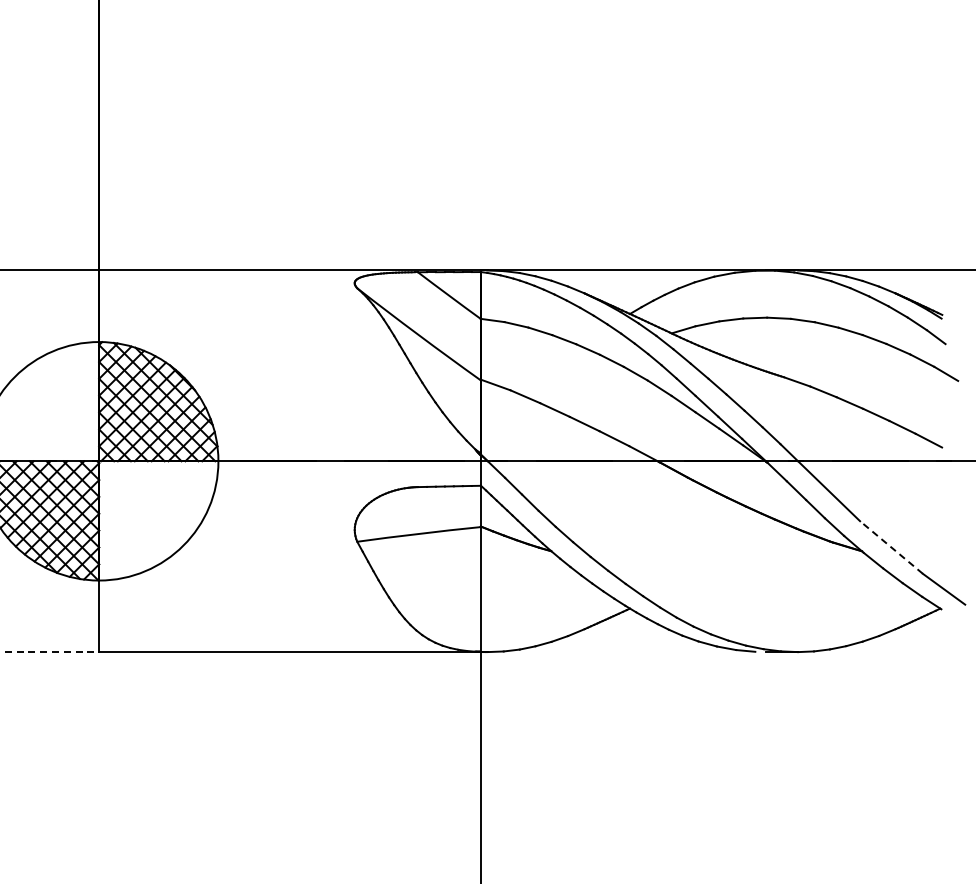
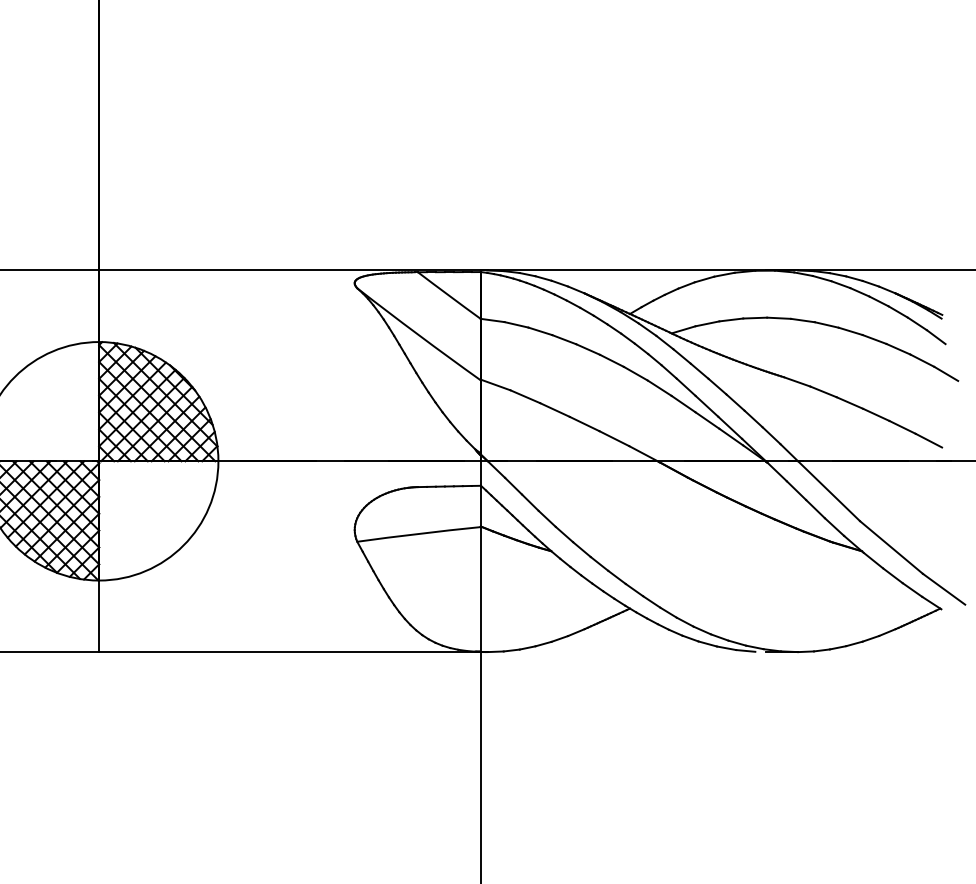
line: dashed -> solid (891, 547)
line: dashed -> solid (50, 652)
